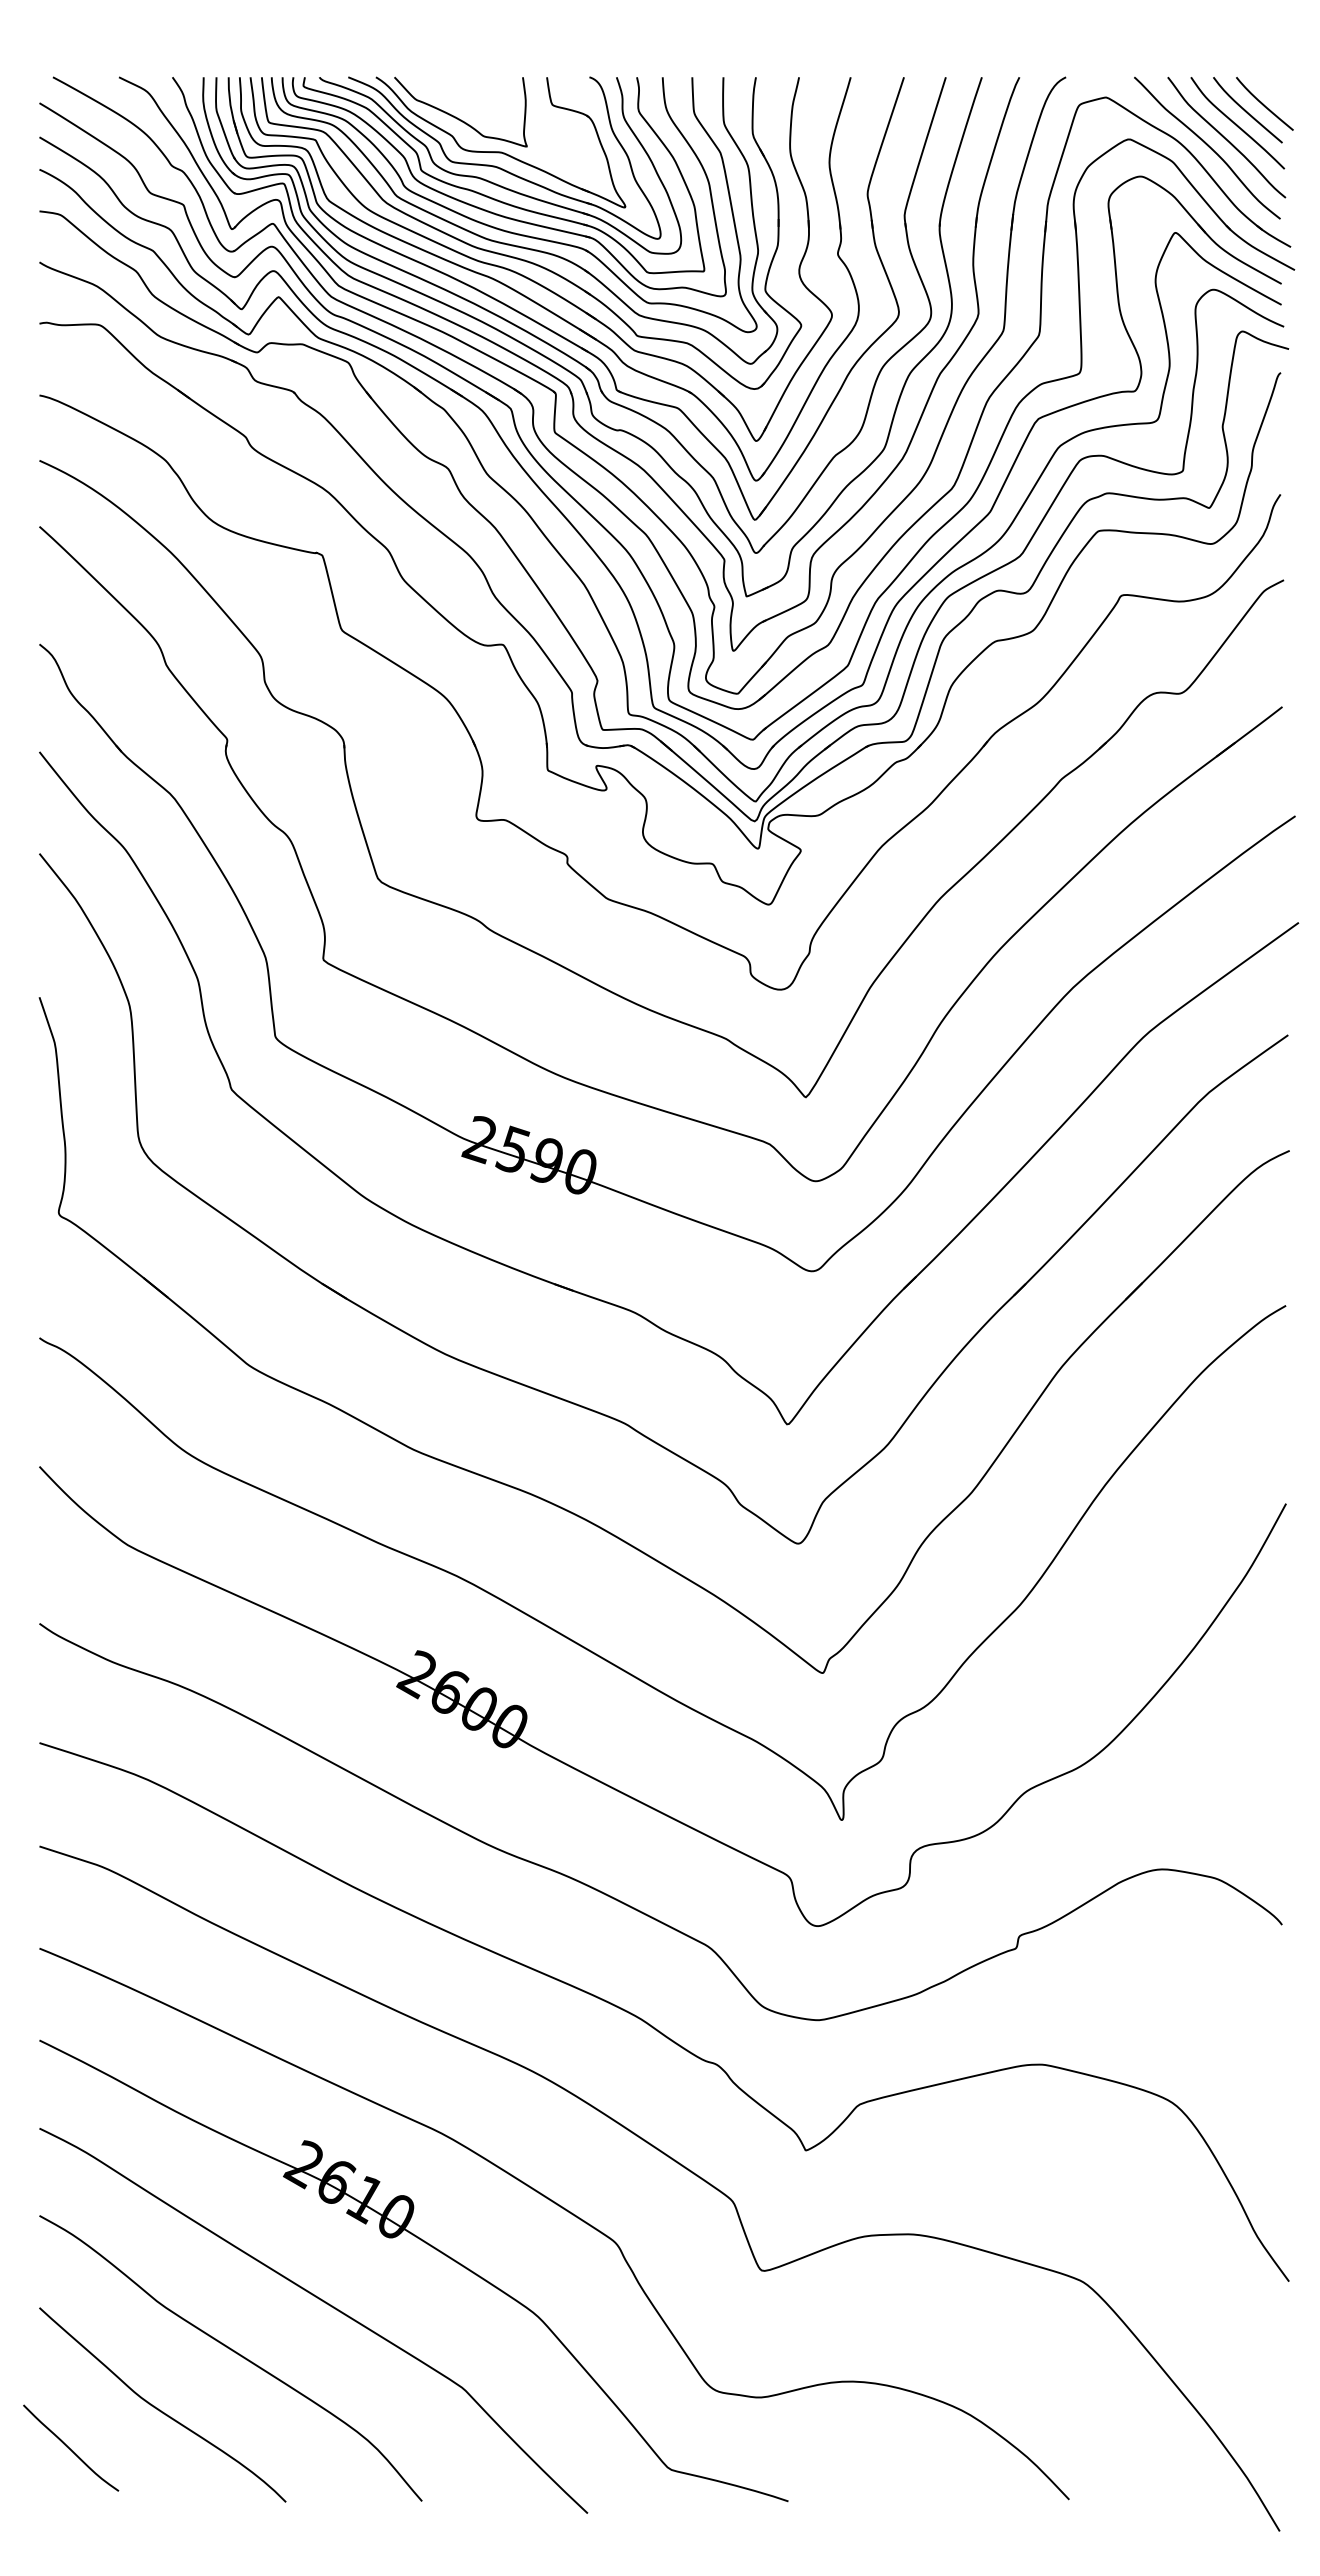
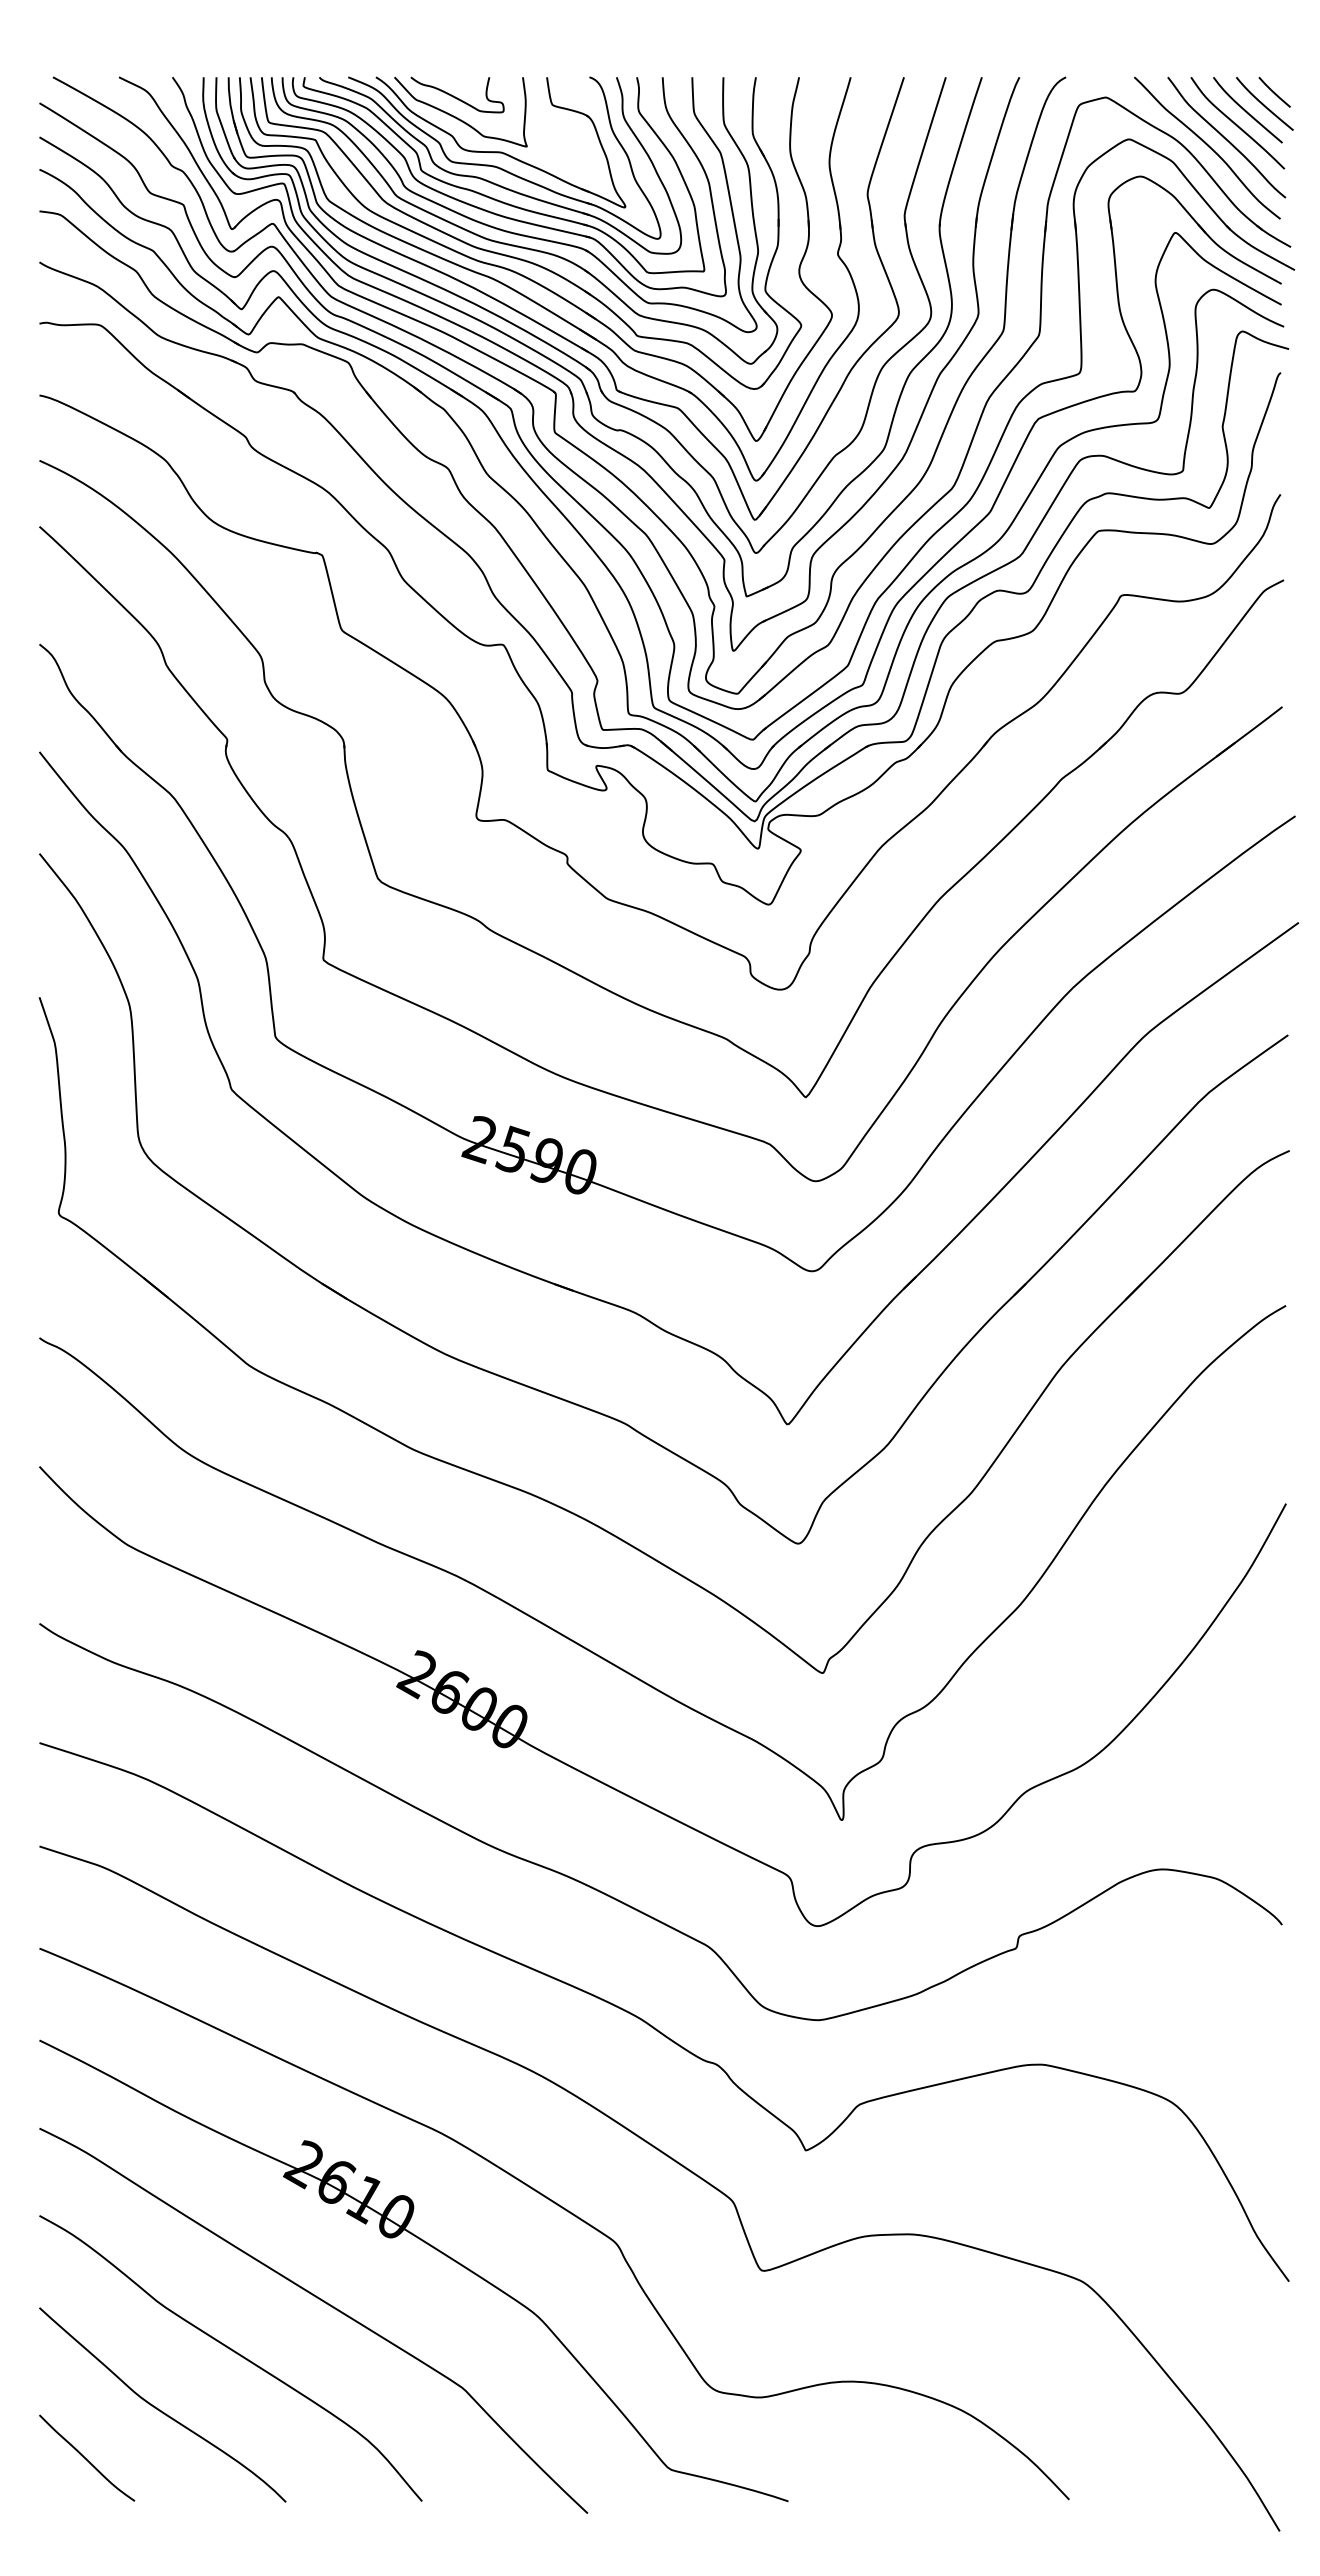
line: none -> present (1274, 92)
curve: none -> present (455, 96)
curve position: (70, 2448) -> (86, 2458) (86, 2458)
